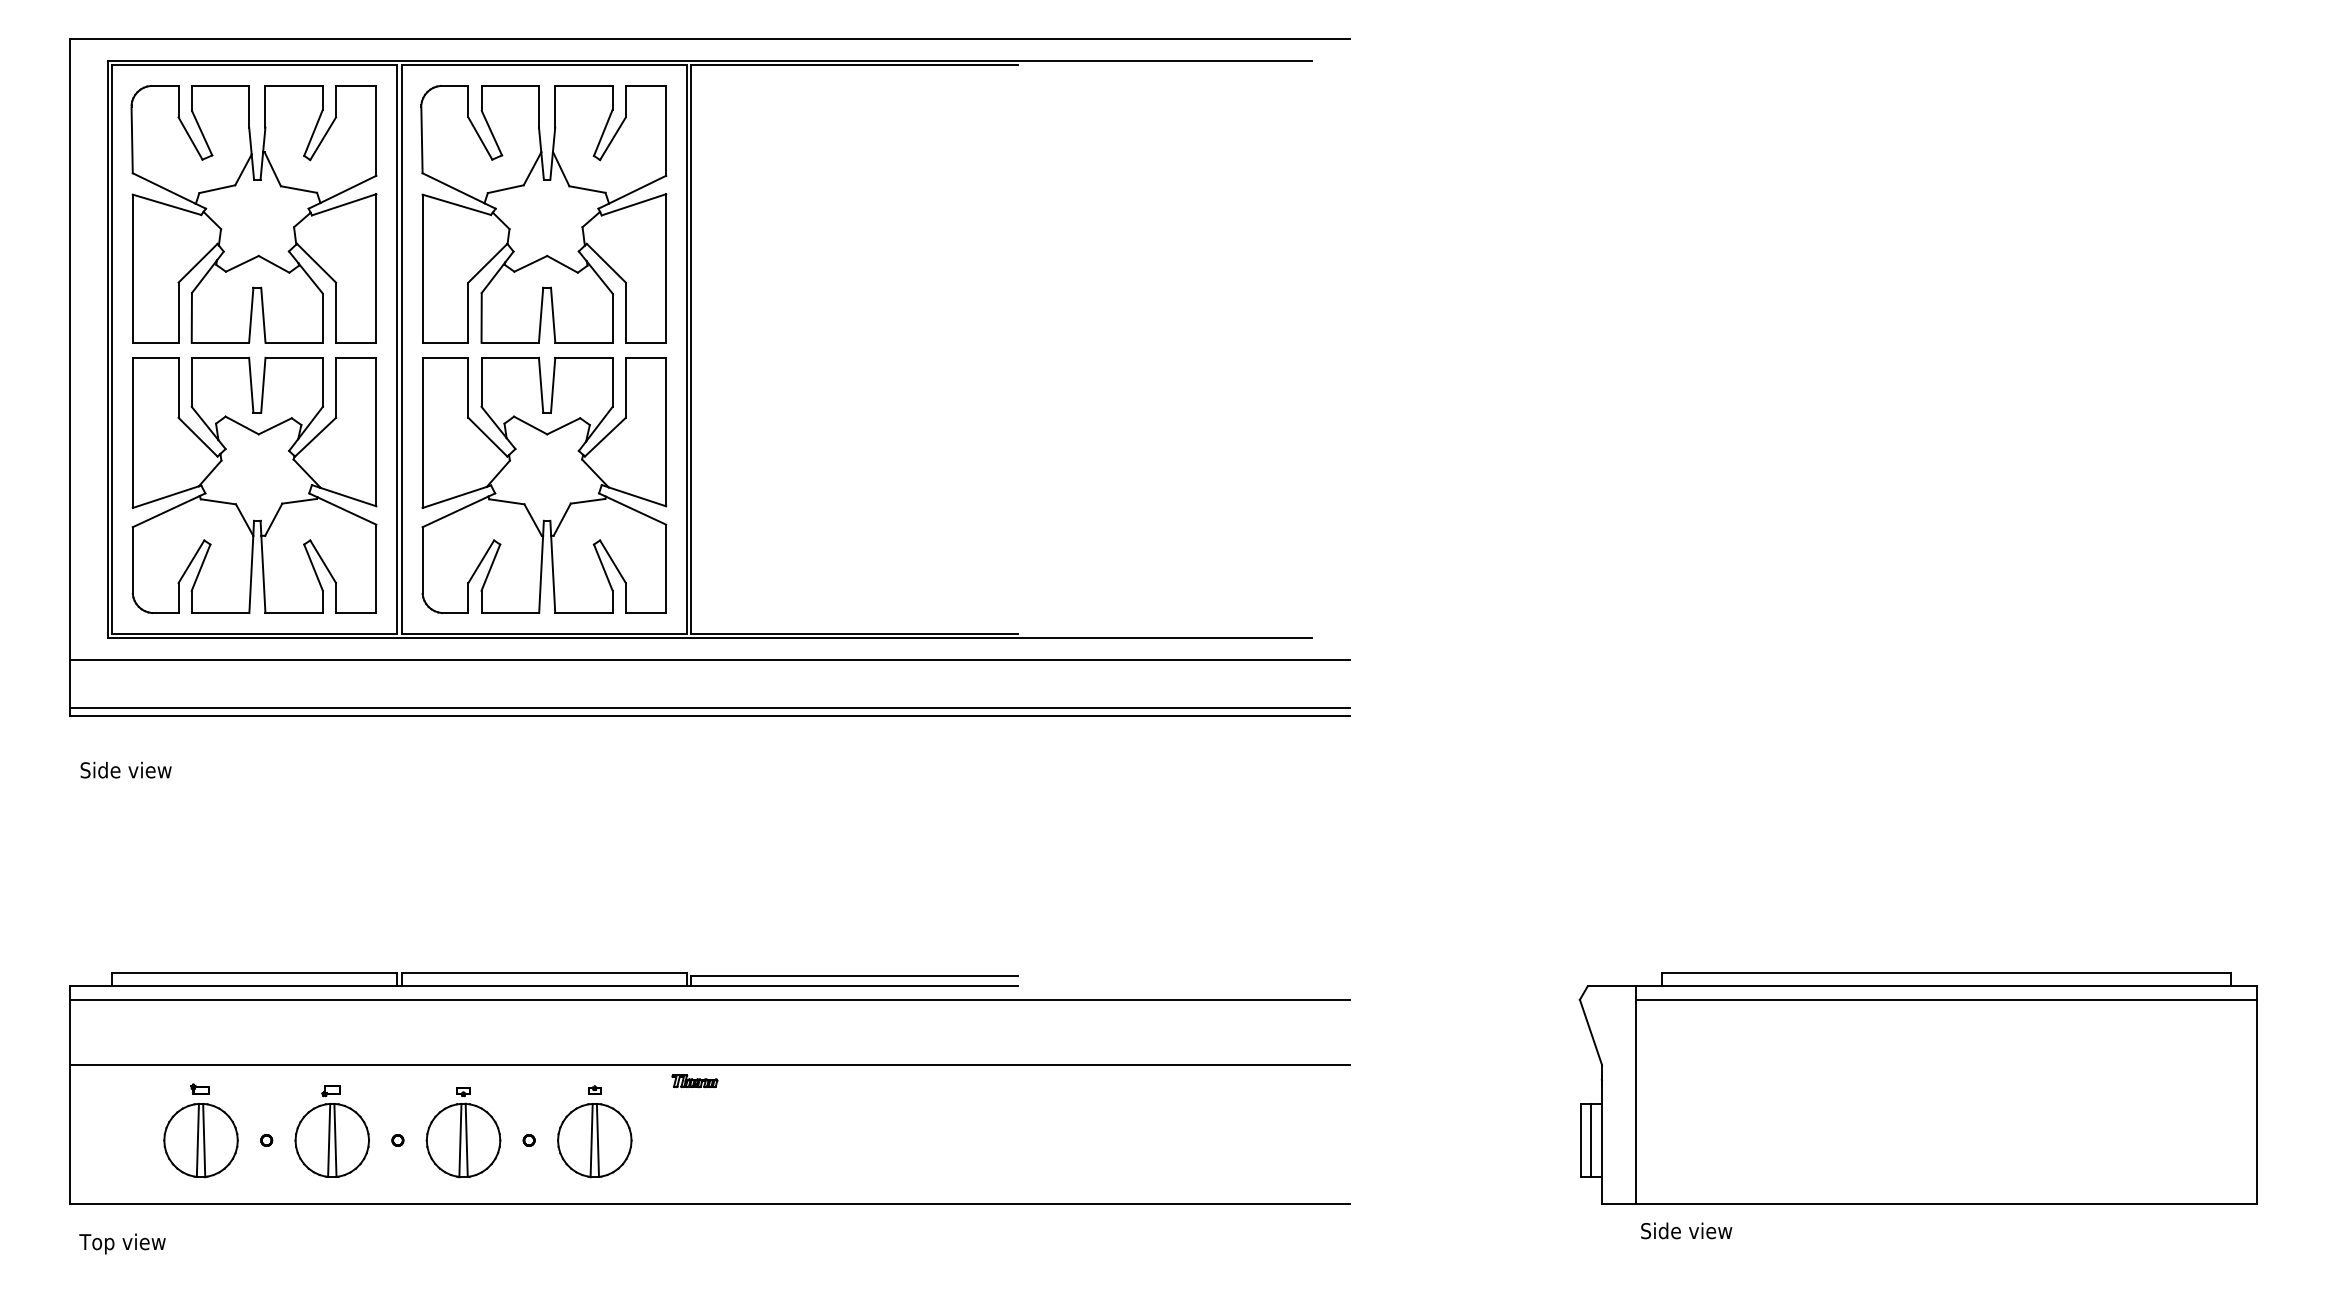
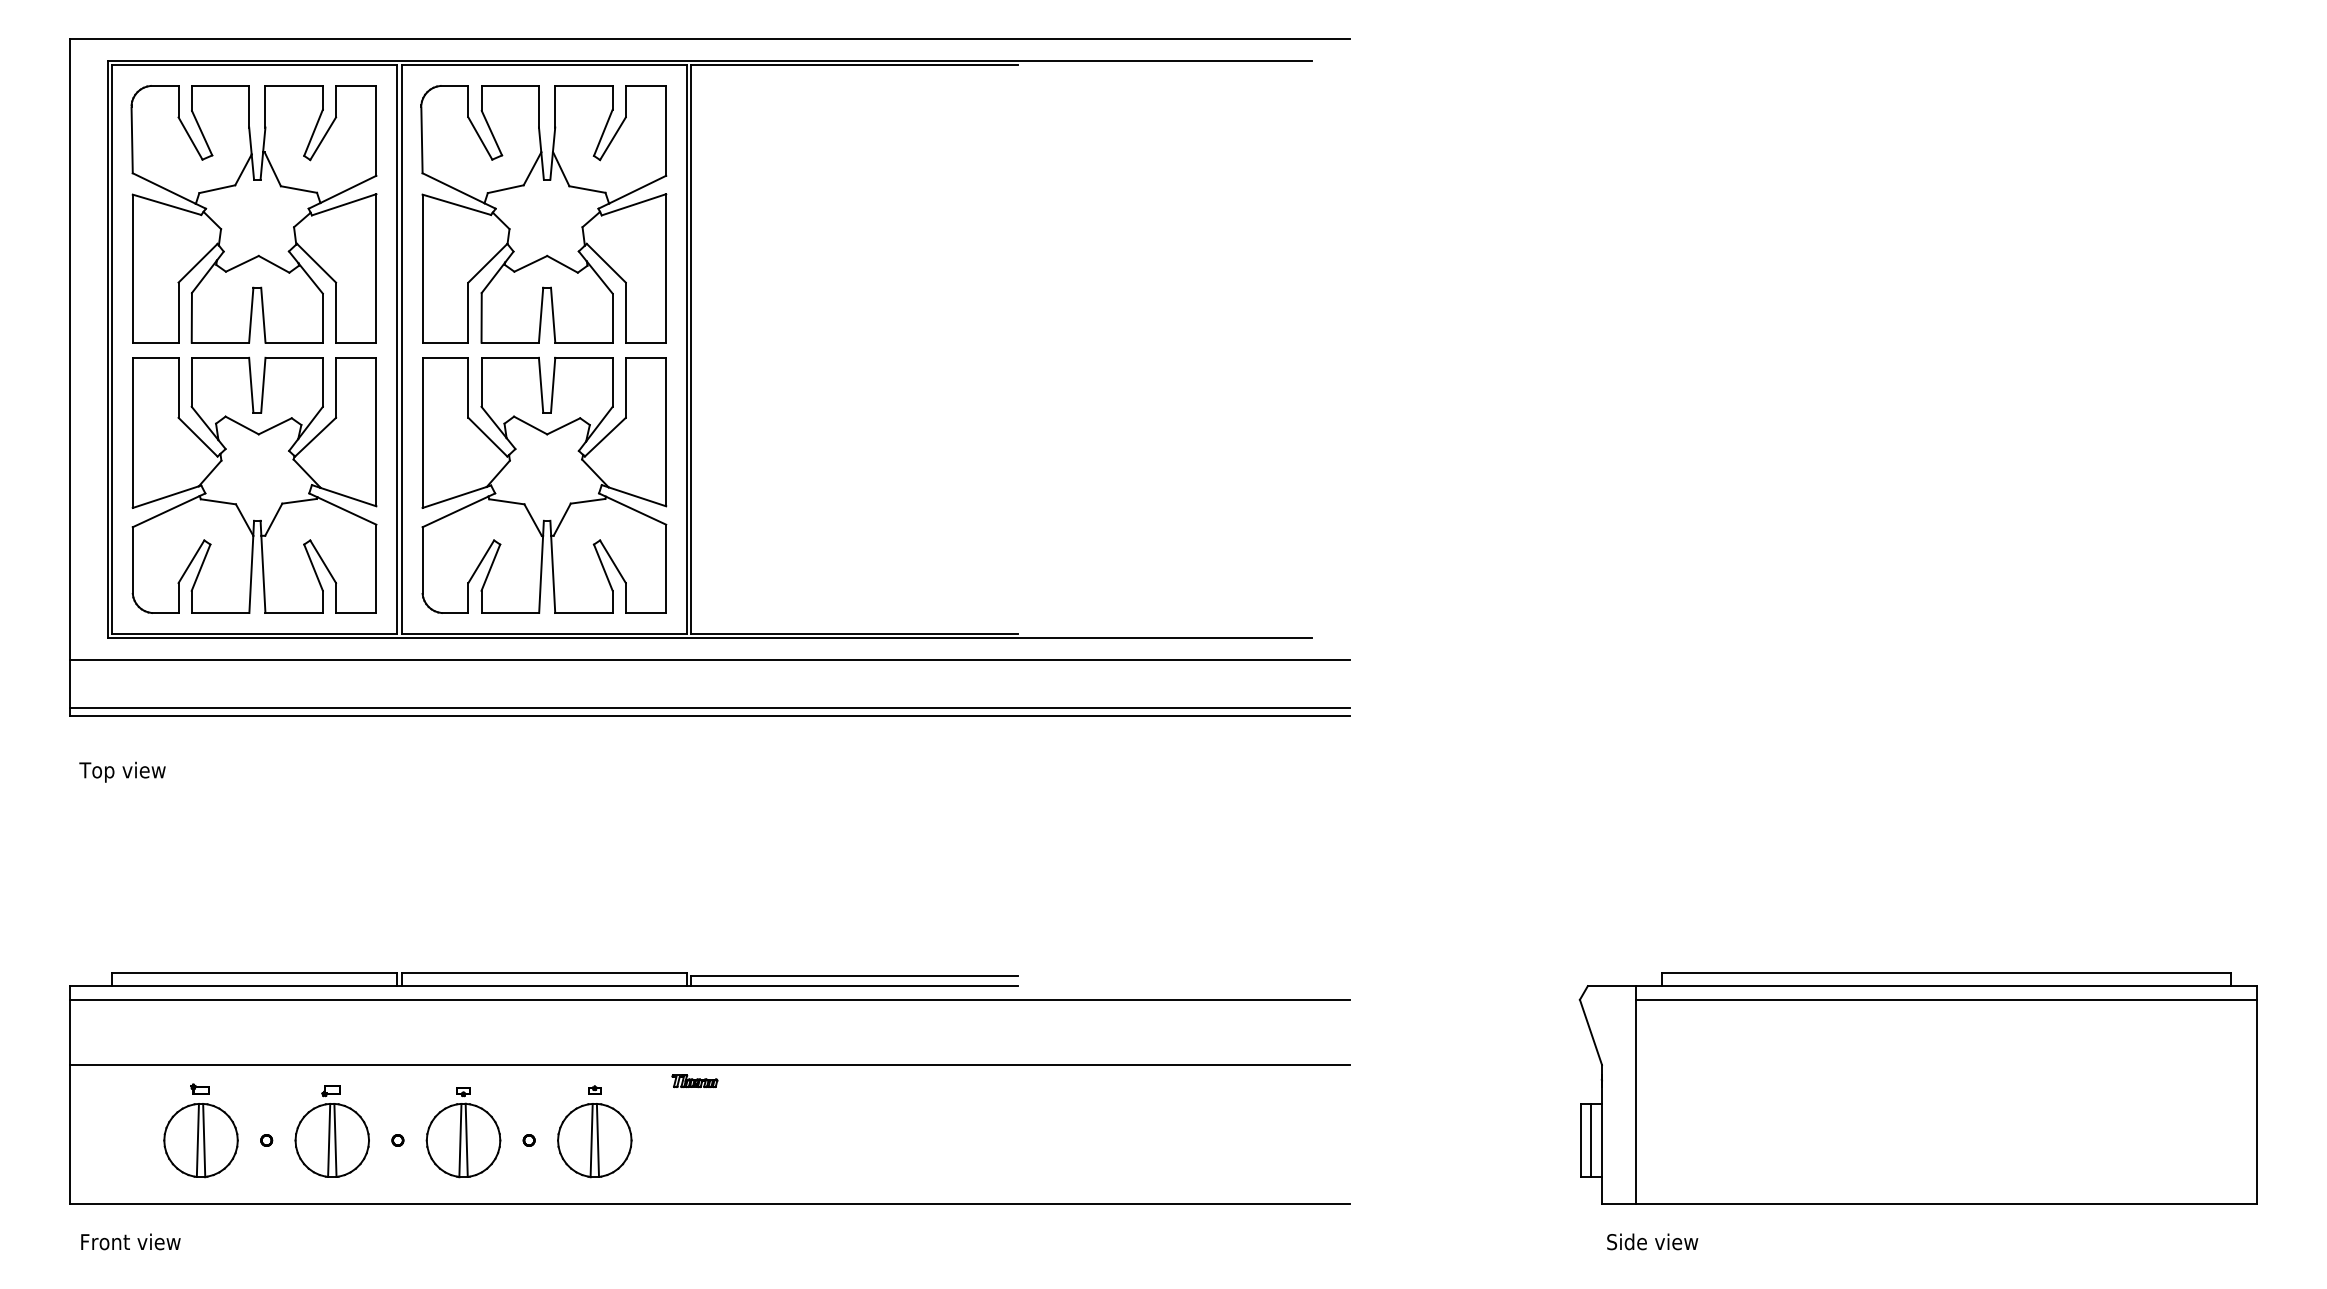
text: Side view -> Top view (125, 771)
text position: (1686, 1230) -> (1652, 1241) (1652, 1241)
text: Top view -> Front view (129, 1243)
